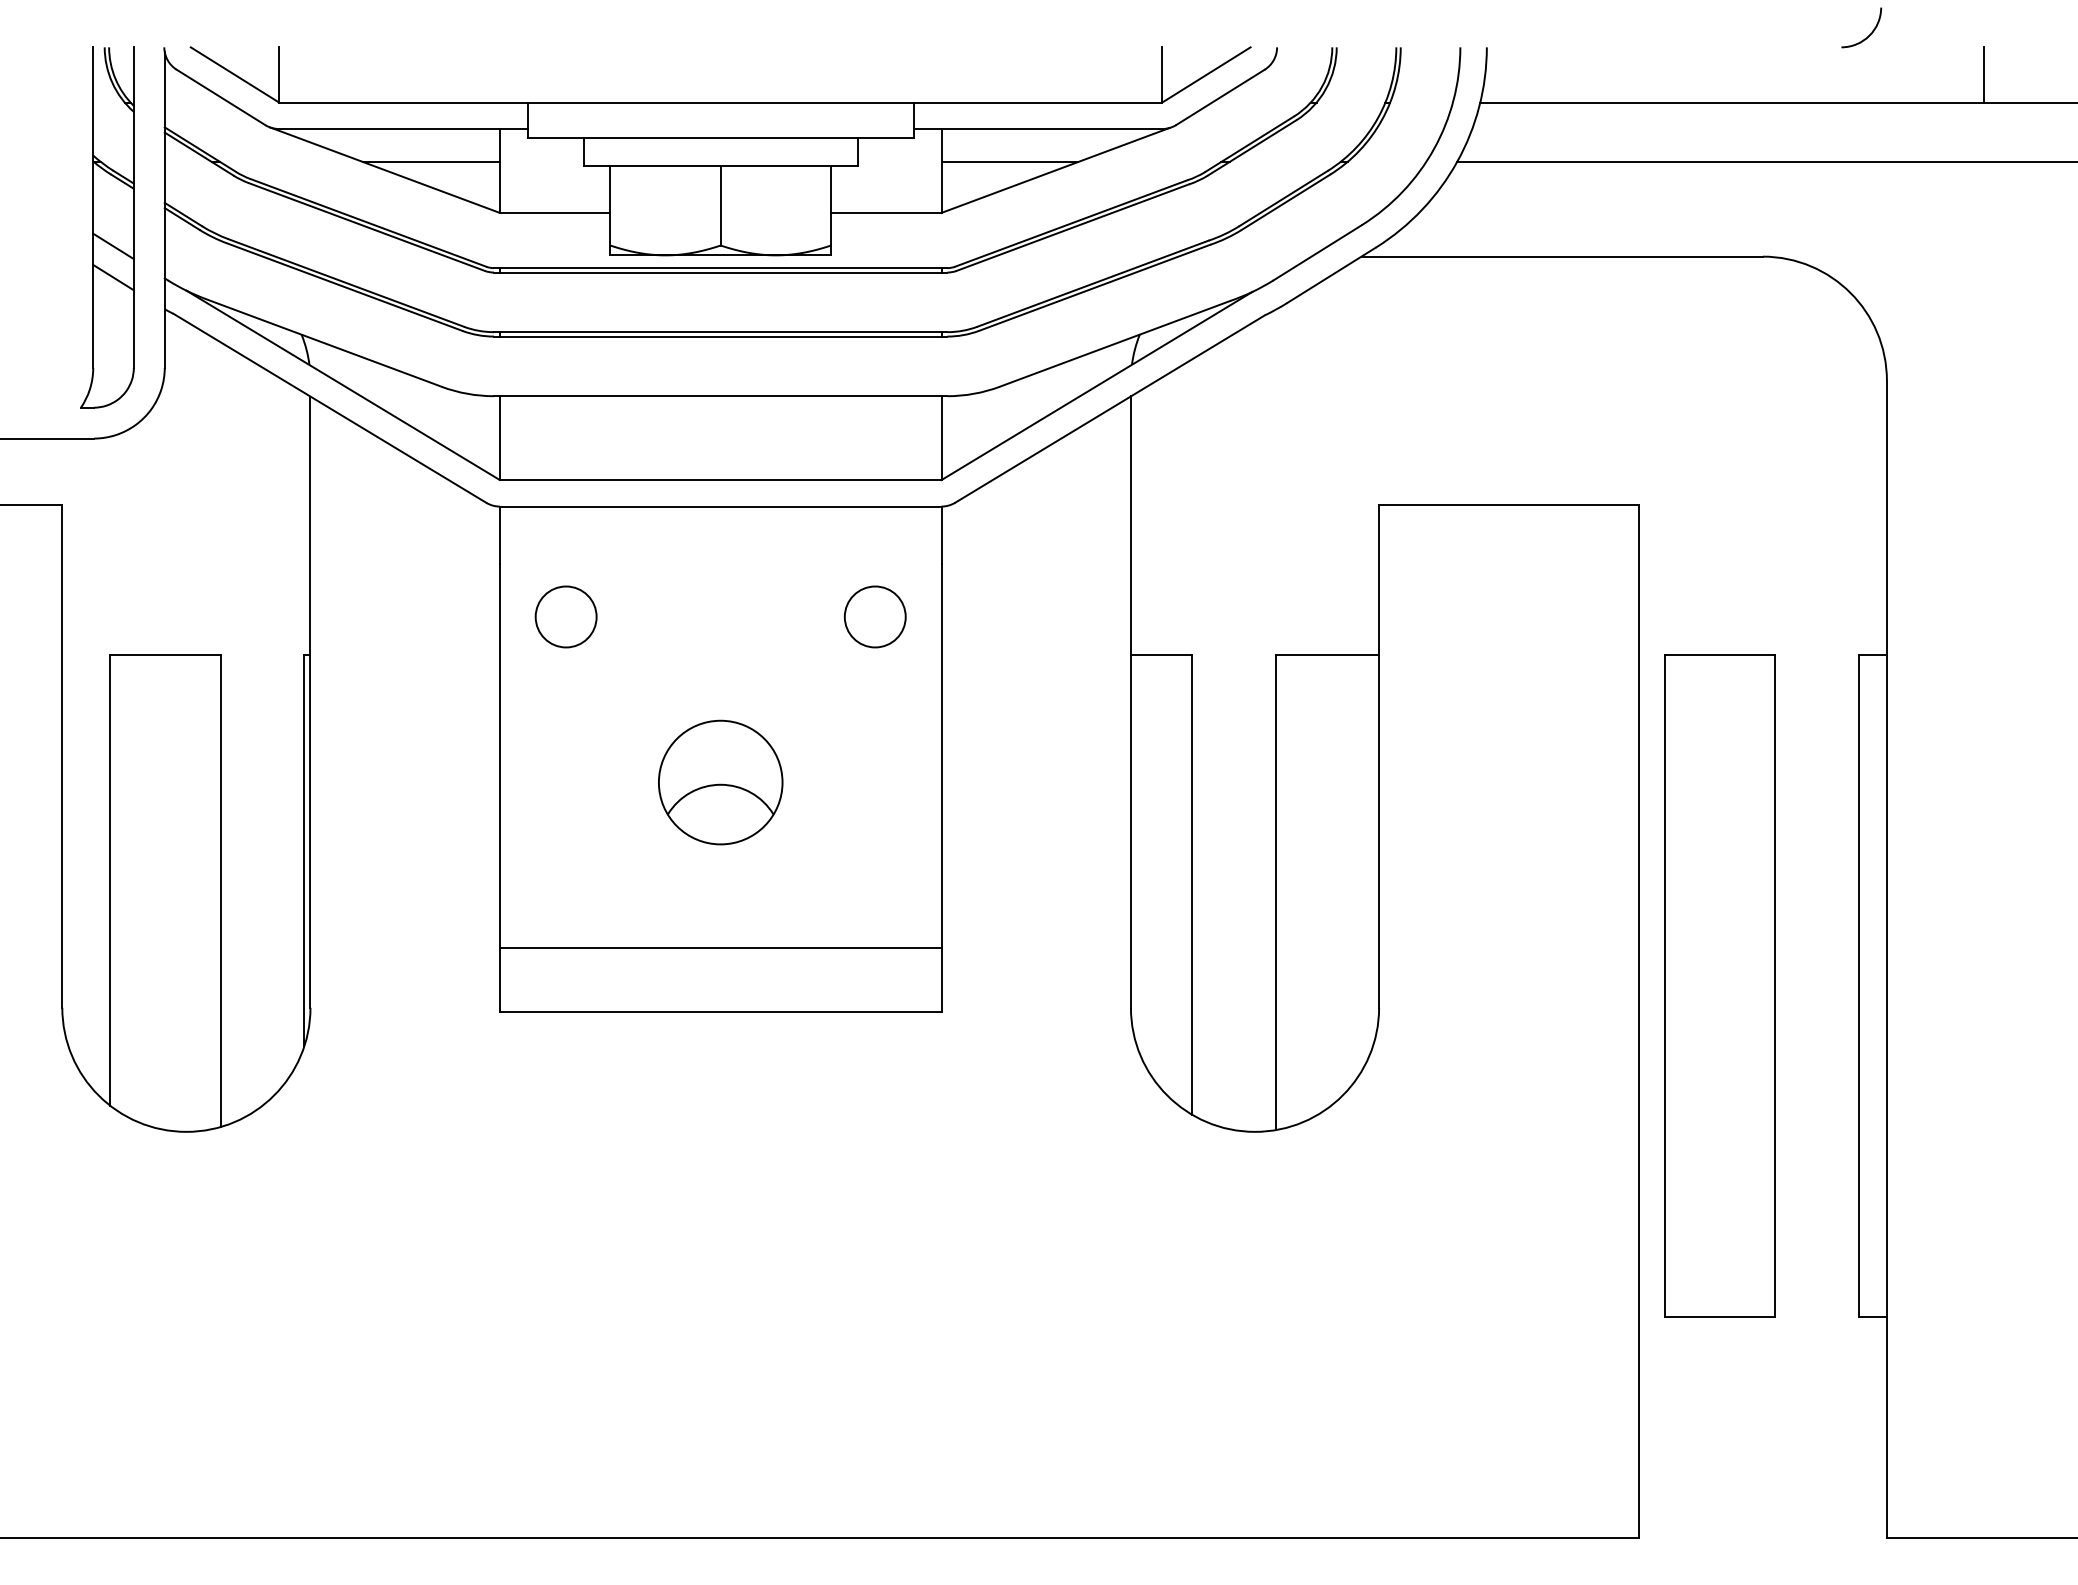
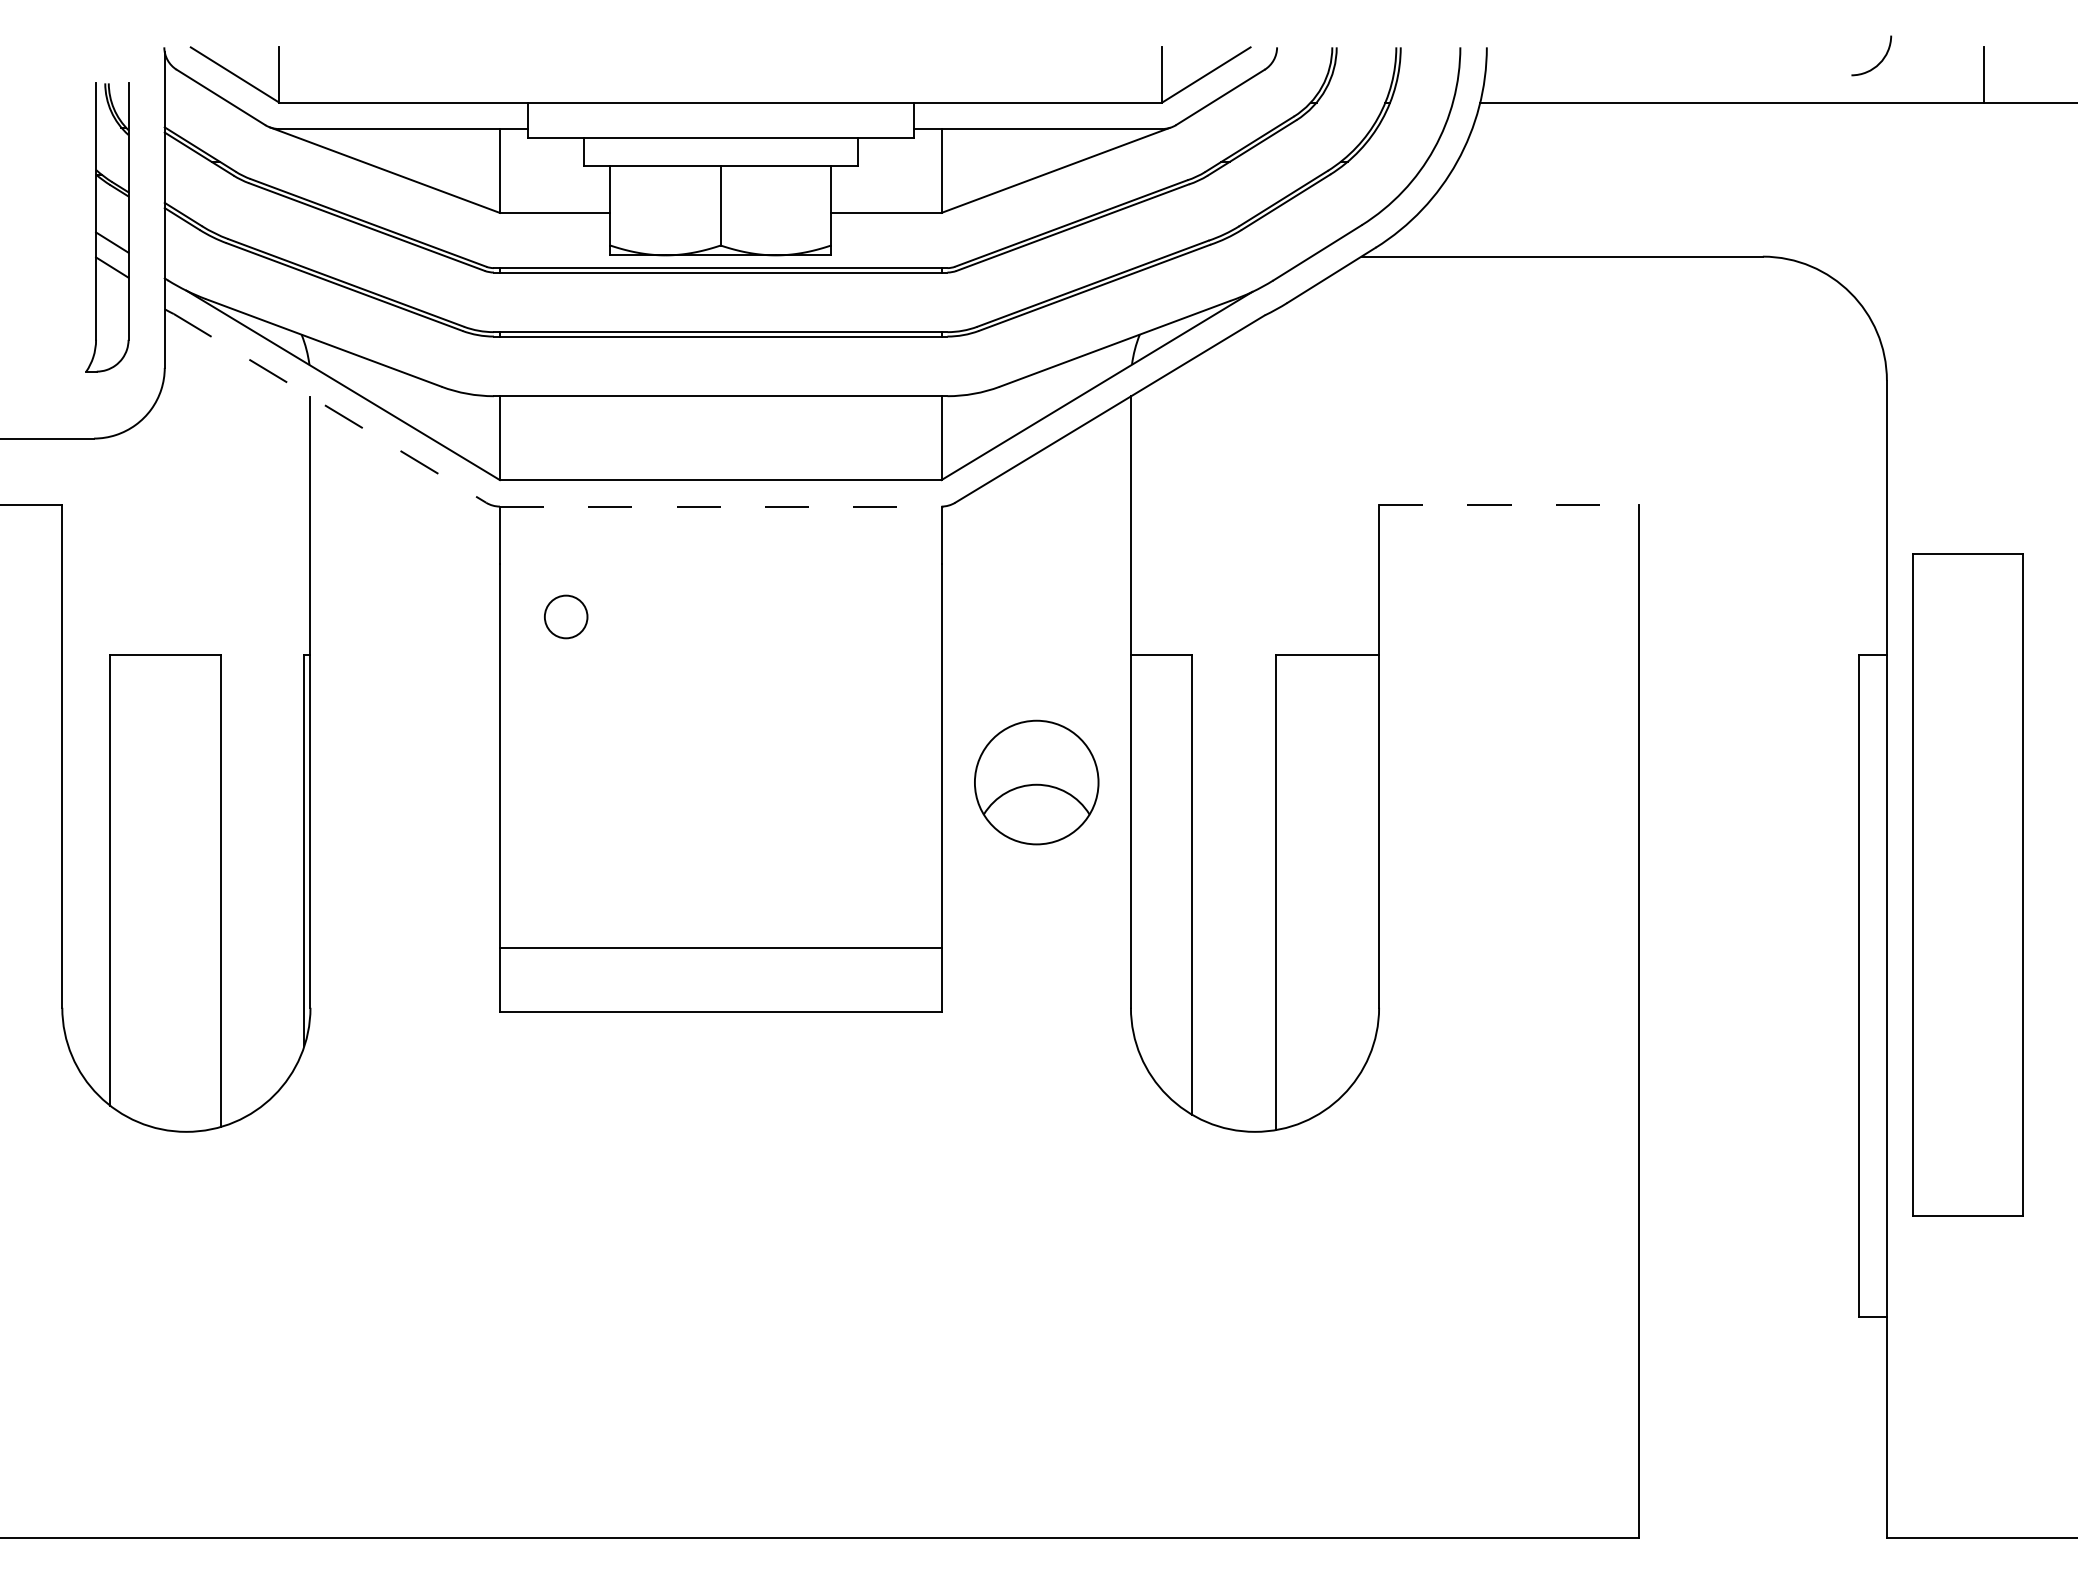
arc position: (1869, 34) -> (1879, 62) (1879, 62)
line: present -> none (430, 161)
line: present -> none (1009, 161)
line: present -> none (1765, 161)
part size: 55x363 px -> 45x291 px (107, 227)
line: solid -> dashed (330, 408)
line: solid -> dashed (1508, 504)
line: solid -> dashed (720, 506)
circle diameter: 61 px -> 43 px (565, 616)
circle: present -> none (874, 616)
part position: (720, 782) -> (1036, 782) (1036, 782)
part position: (1719, 985) -> (1967, 884) (1967, 884)
